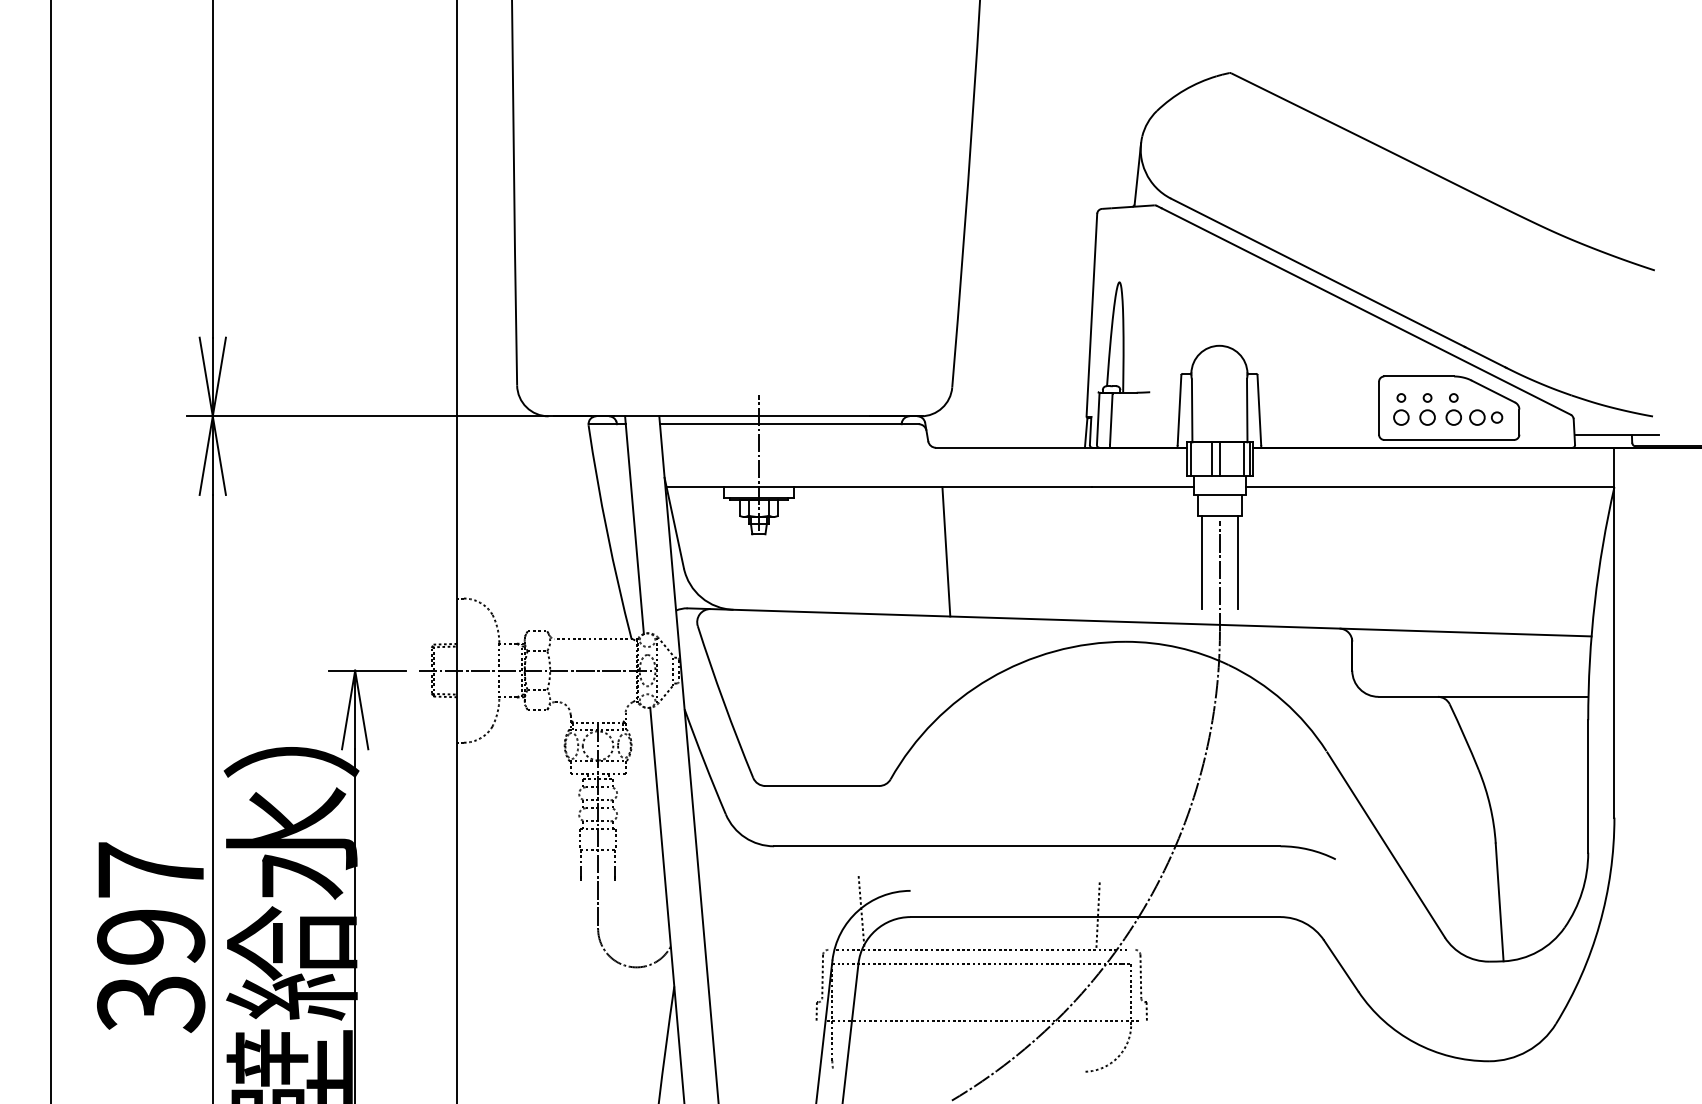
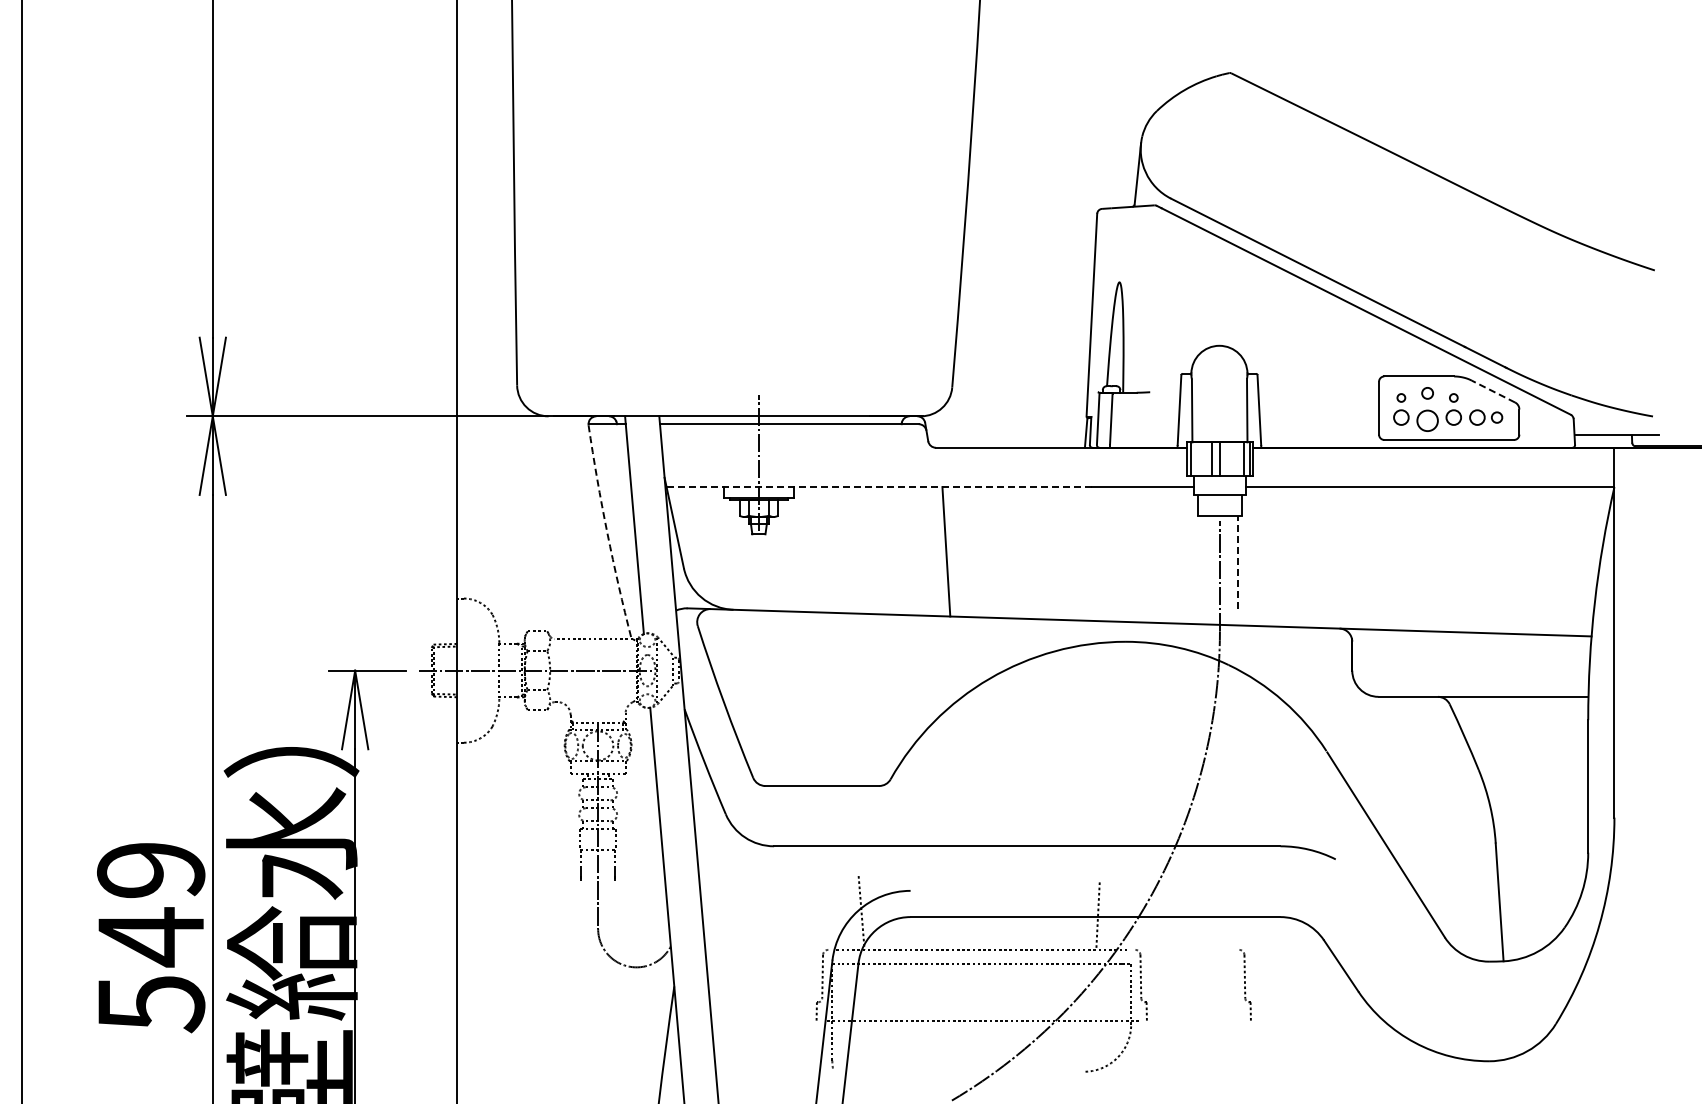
line: solid -> dashed (1493, 391)
part size: 17x33 px -> 23x45 px (1427, 409)
line: solid -> dashed (879, 487)
arc: solid -> dashed (607, 532)
line position: (51, 551) -> (22, 551) (22, 551)
line: present -> none (1201, 562)
line: solid -> dashed (1238, 562)
text: 397 -> 549 (151, 937)
part: none -> present (1245, 984)
